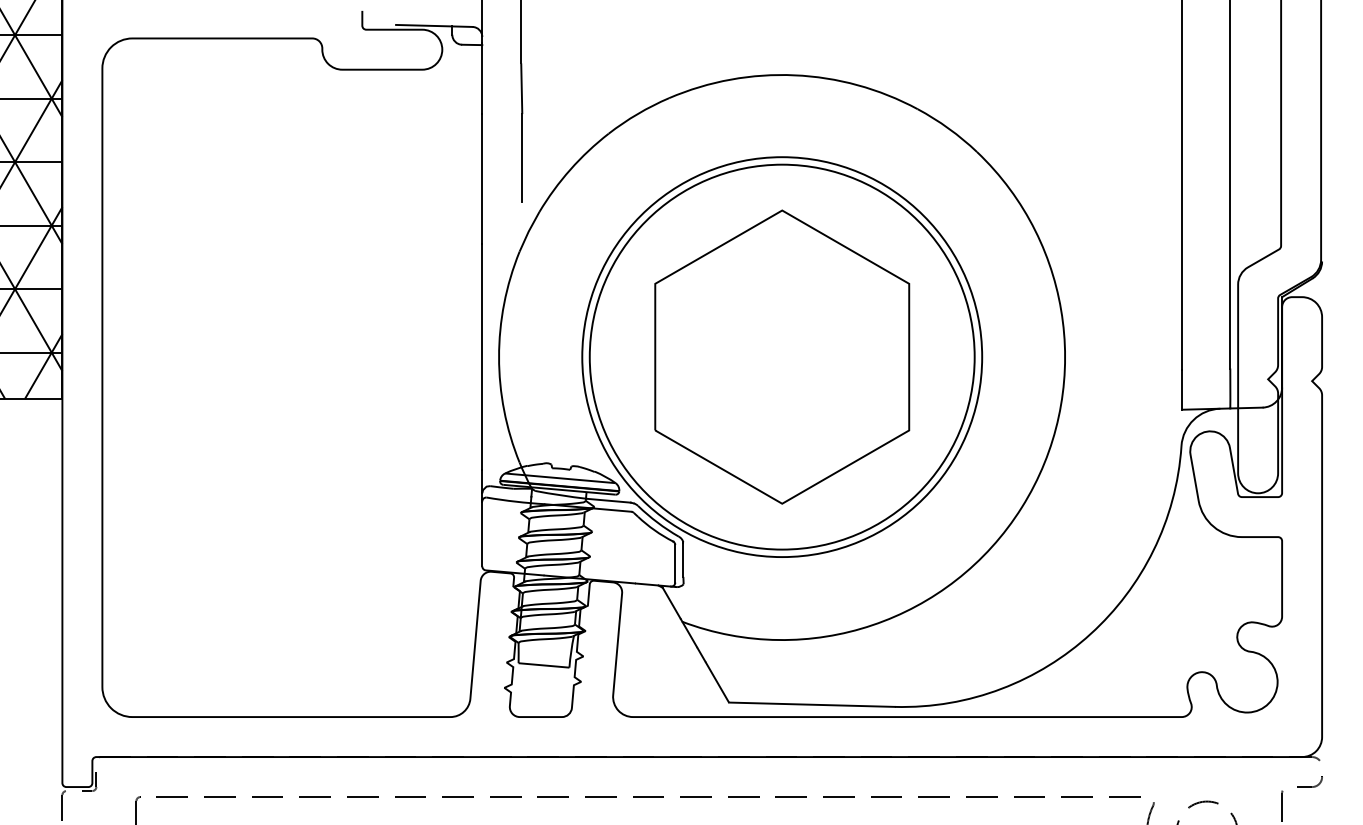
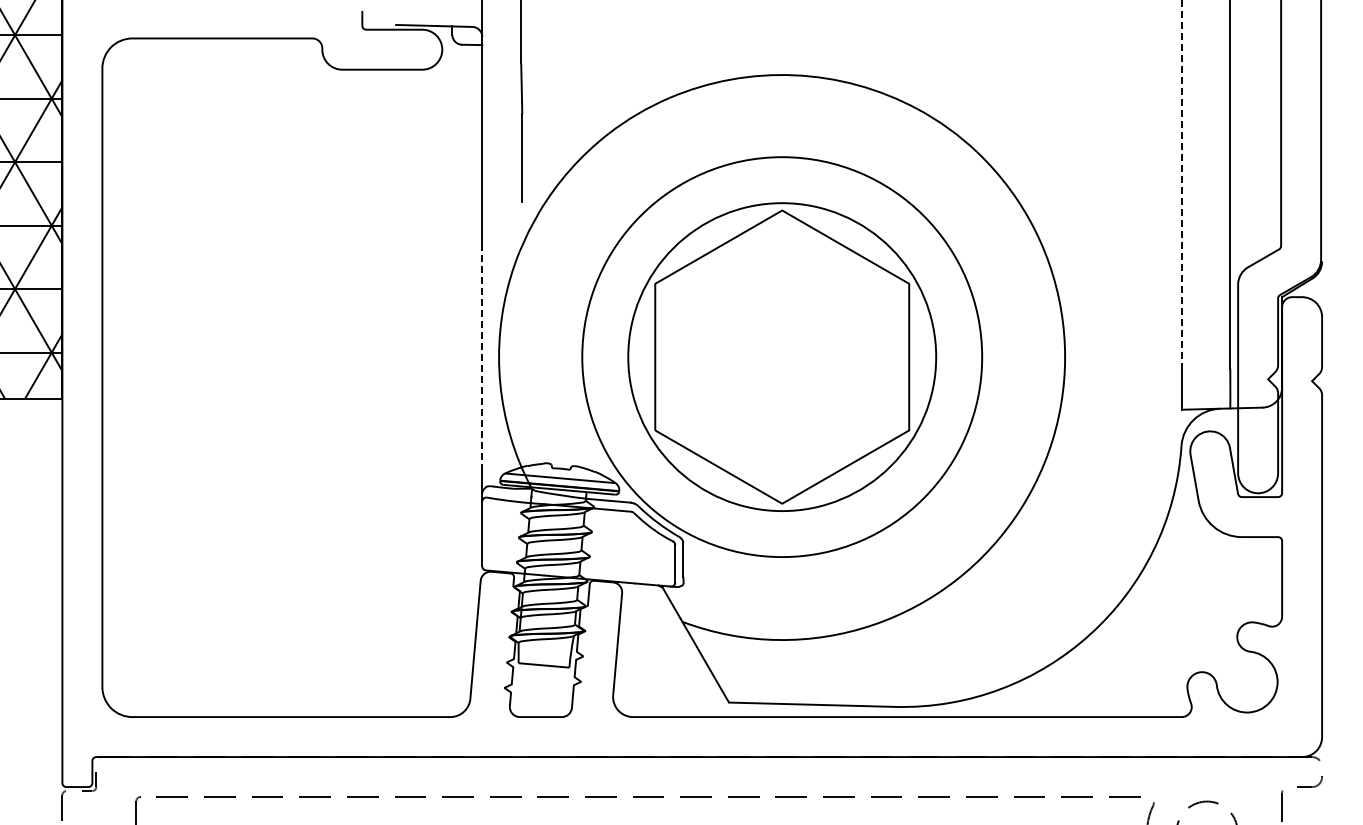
line: solid -> dashed (1182, 184)
circle diameter: 385 px -> 308 px (782, 357)
line: solid -> dashed (482, 357)
